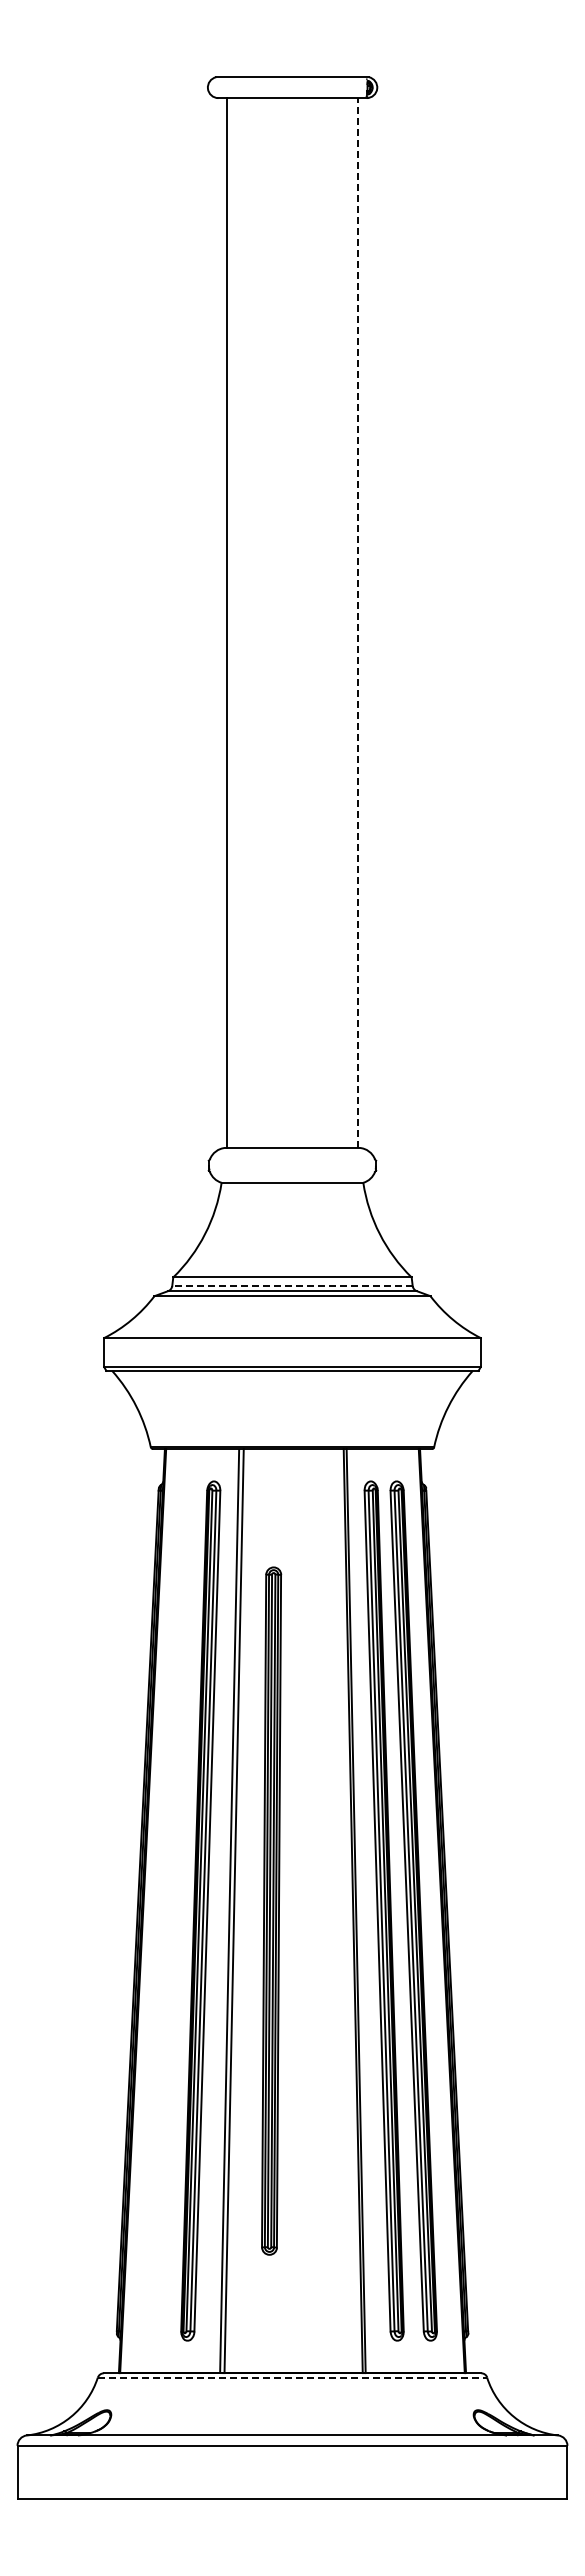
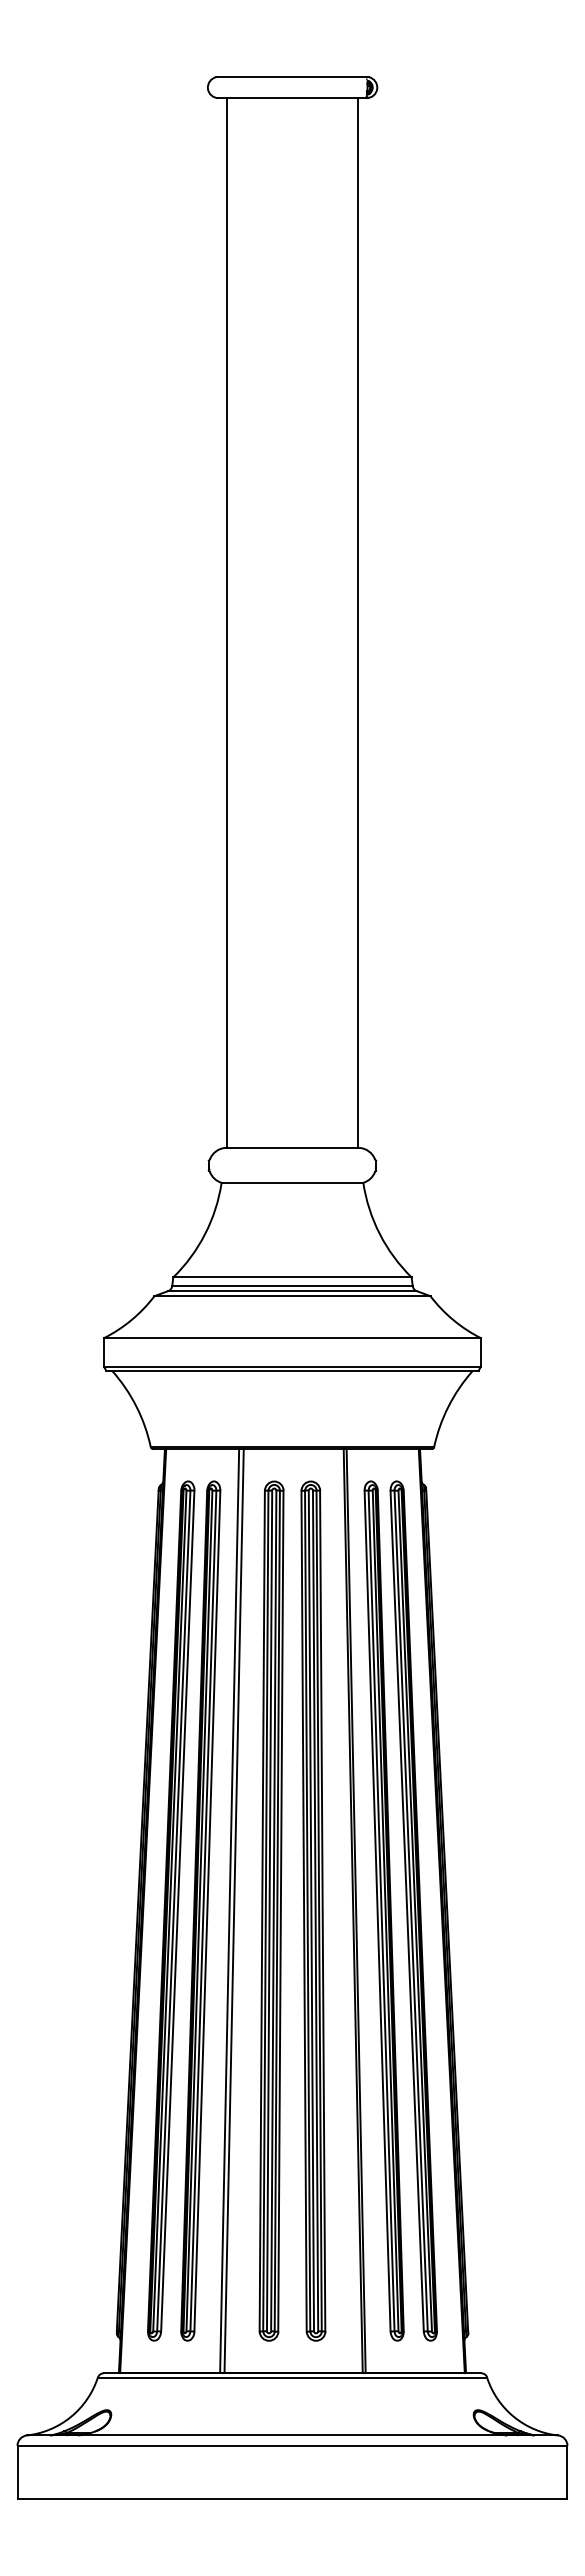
line: dashed -> solid (358, 623)
line: dashed -> solid (291, 1286)
part: none -> present (171, 1910)
part size: 22x690 px -> 27x862 px (271, 1910)
part: none -> present (313, 1910)
line: dashed -> solid (292, 2377)
